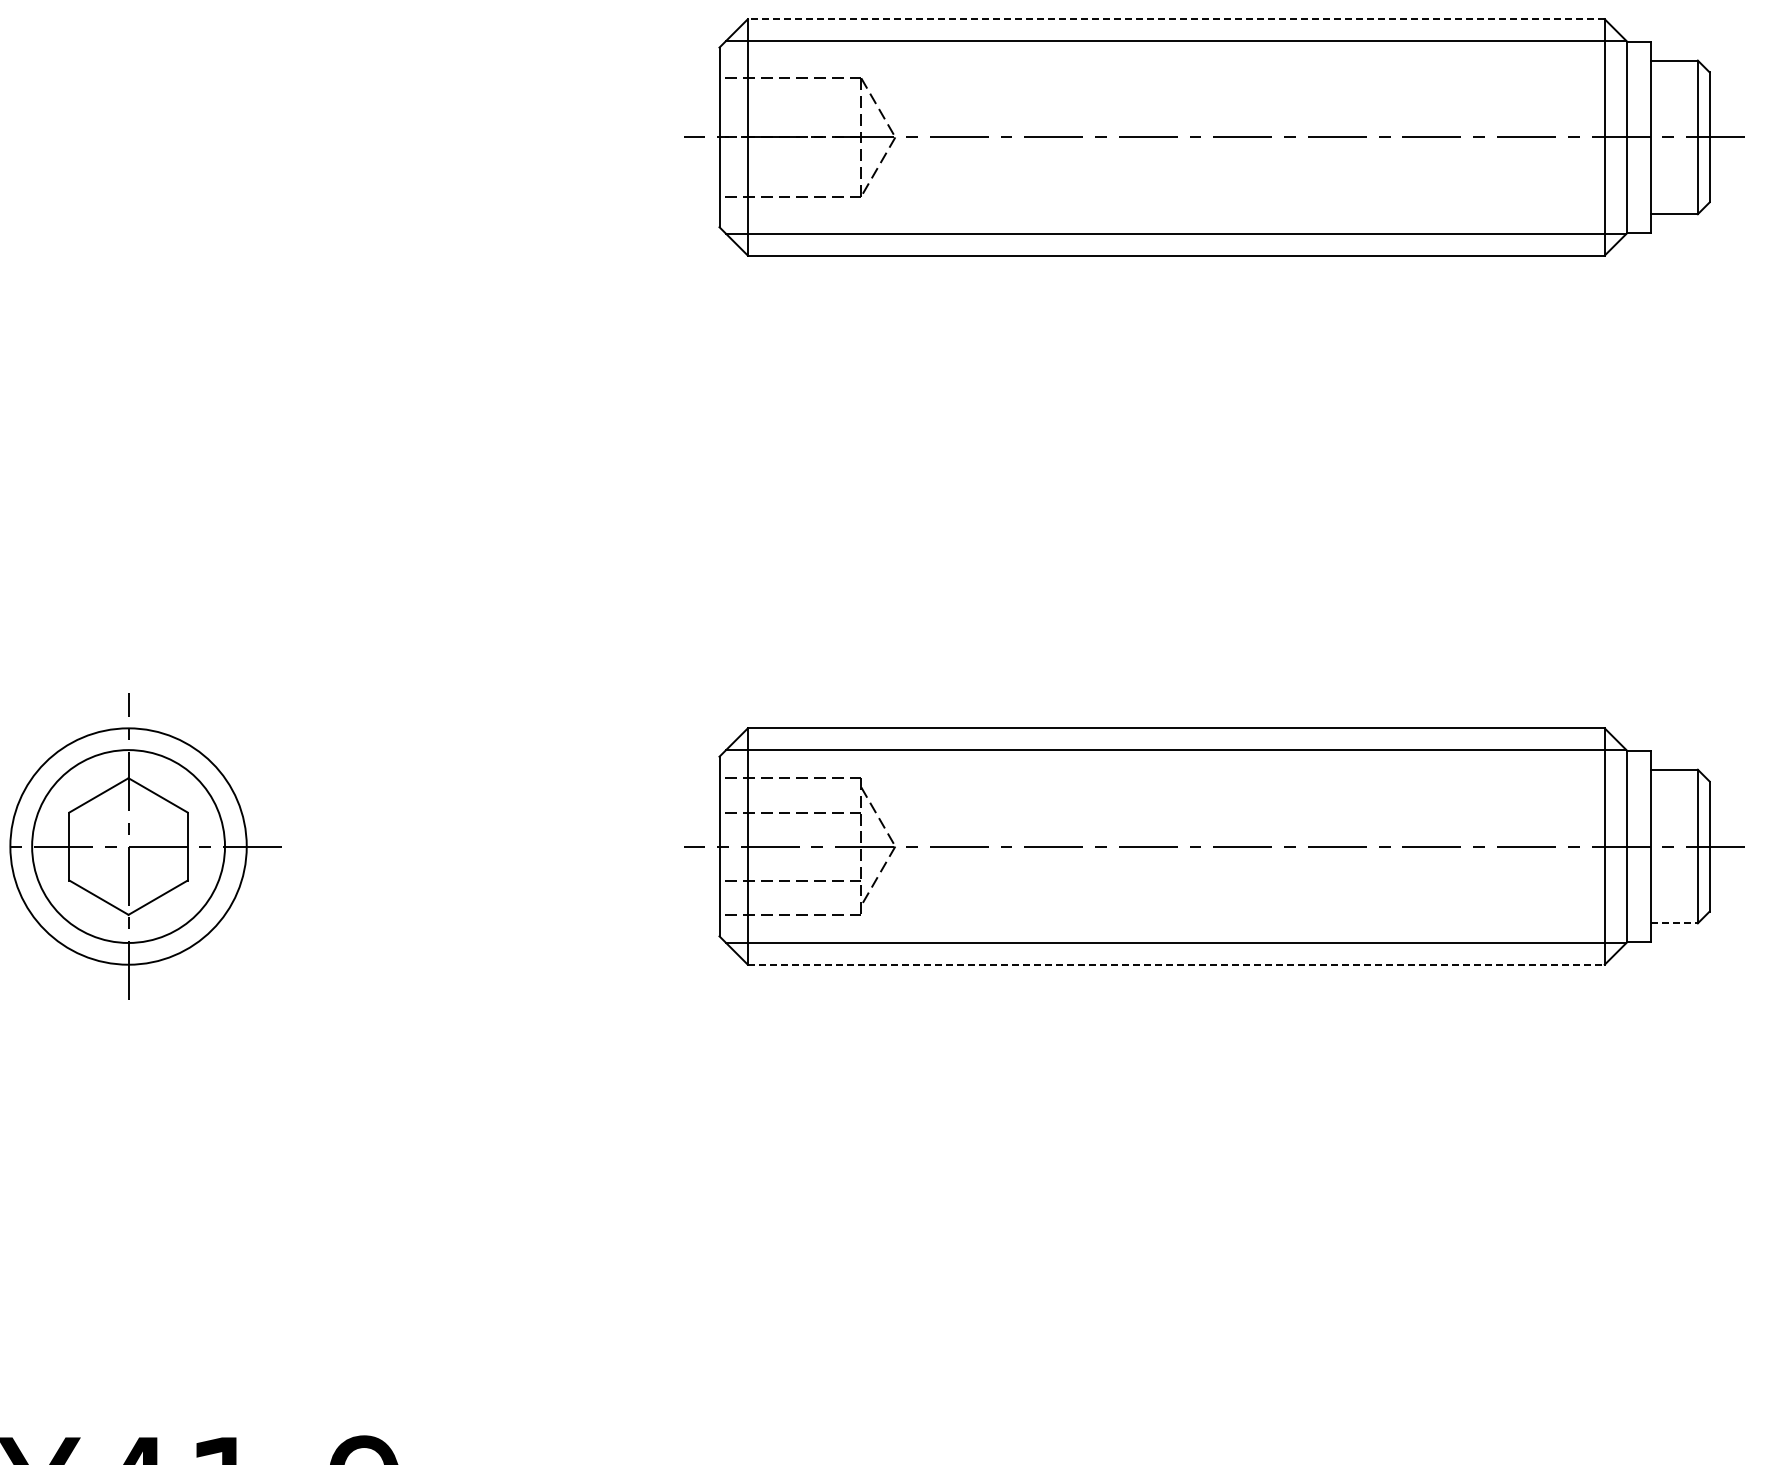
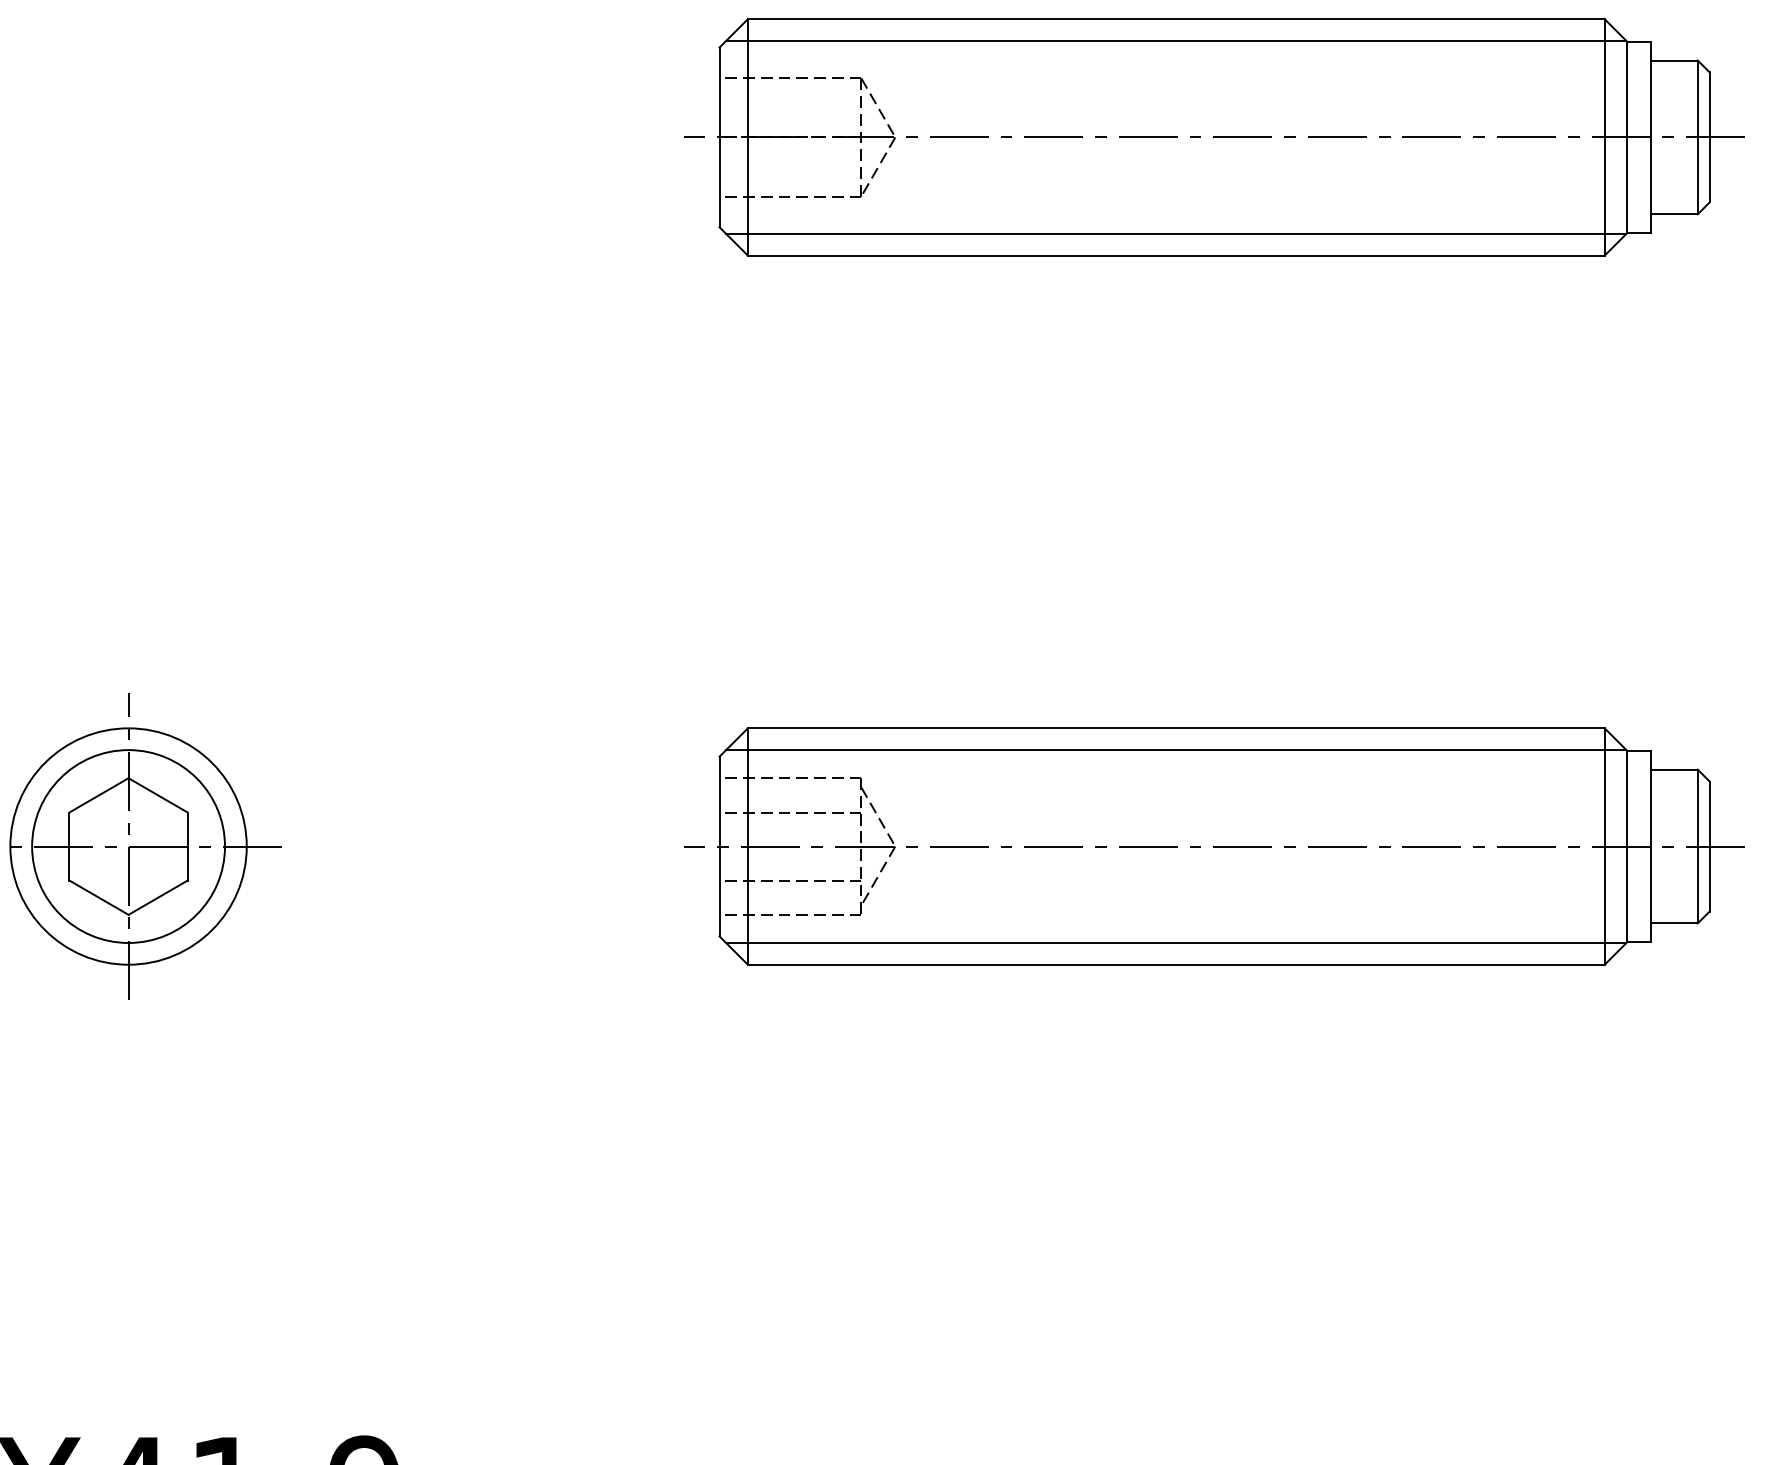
line: dashed -> solid (1175, 19)
line: dashed -> solid (1674, 923)
line: dashed -> solid (1176, 964)
